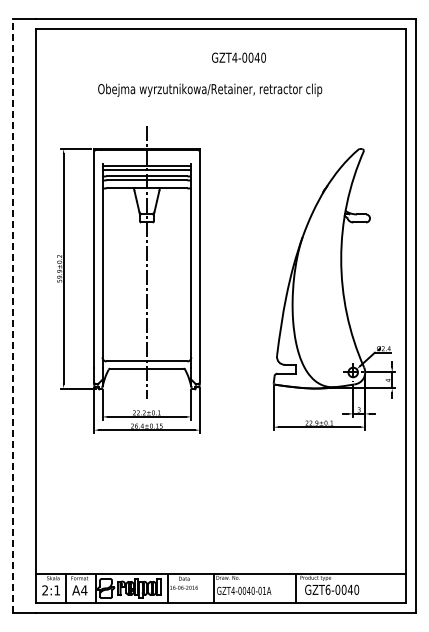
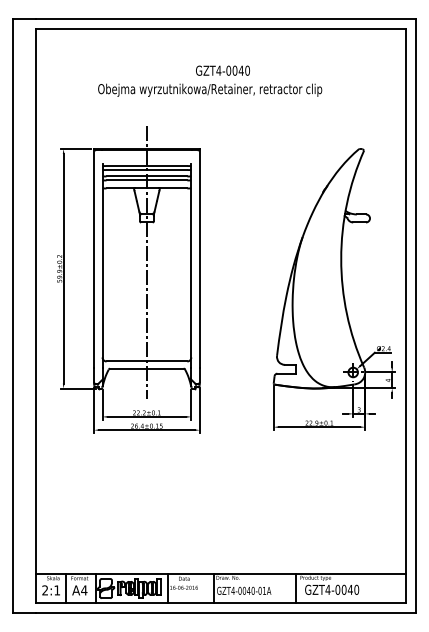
text position: (238, 57) -> (222, 70) (222, 70)
line: dashed -> solid (12, 315)
text: GZT6-0040 -> GZT4-0040 (327, 589)
